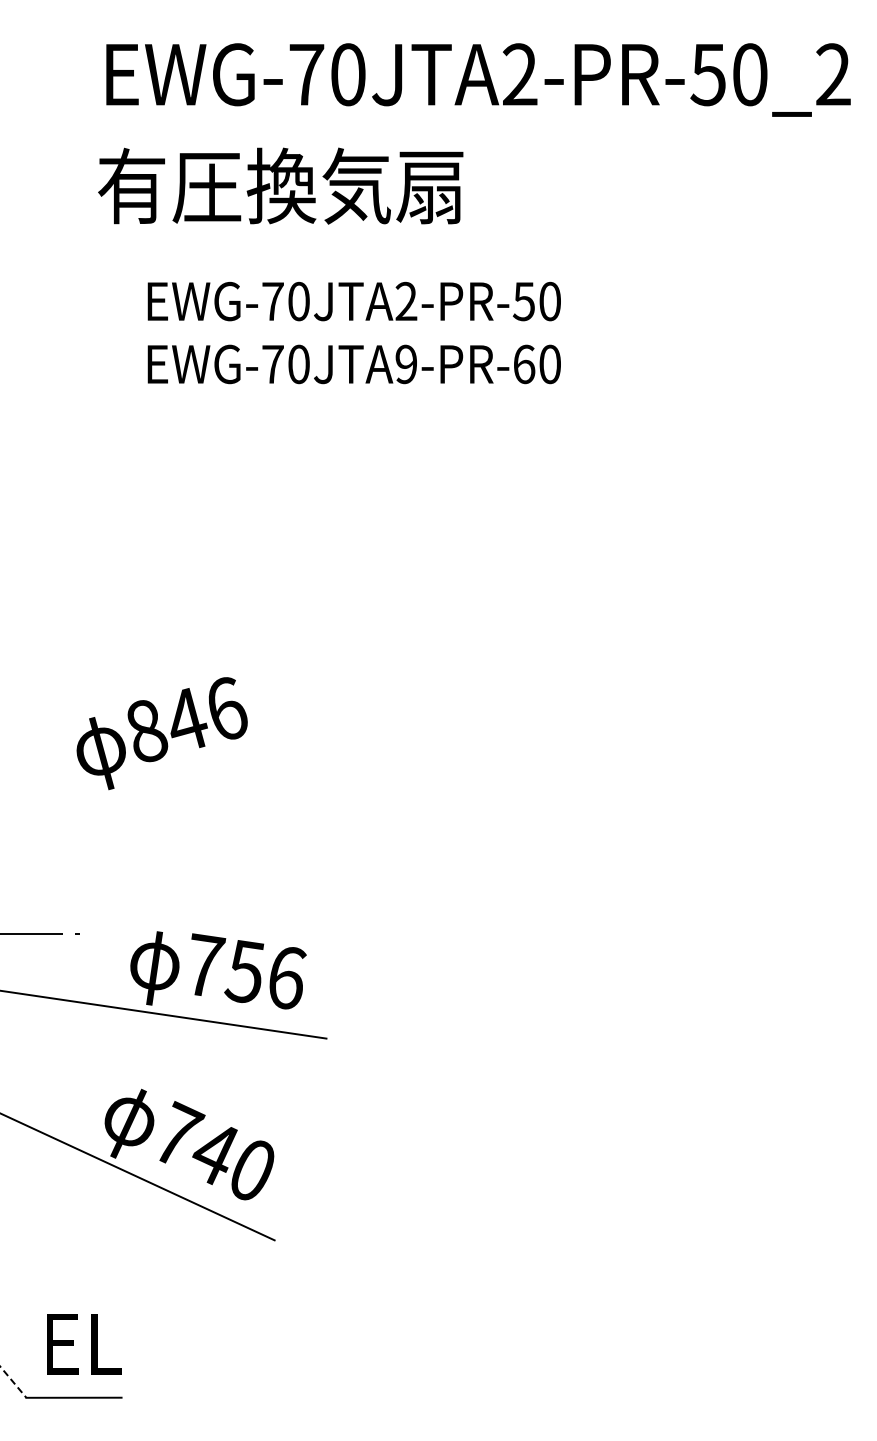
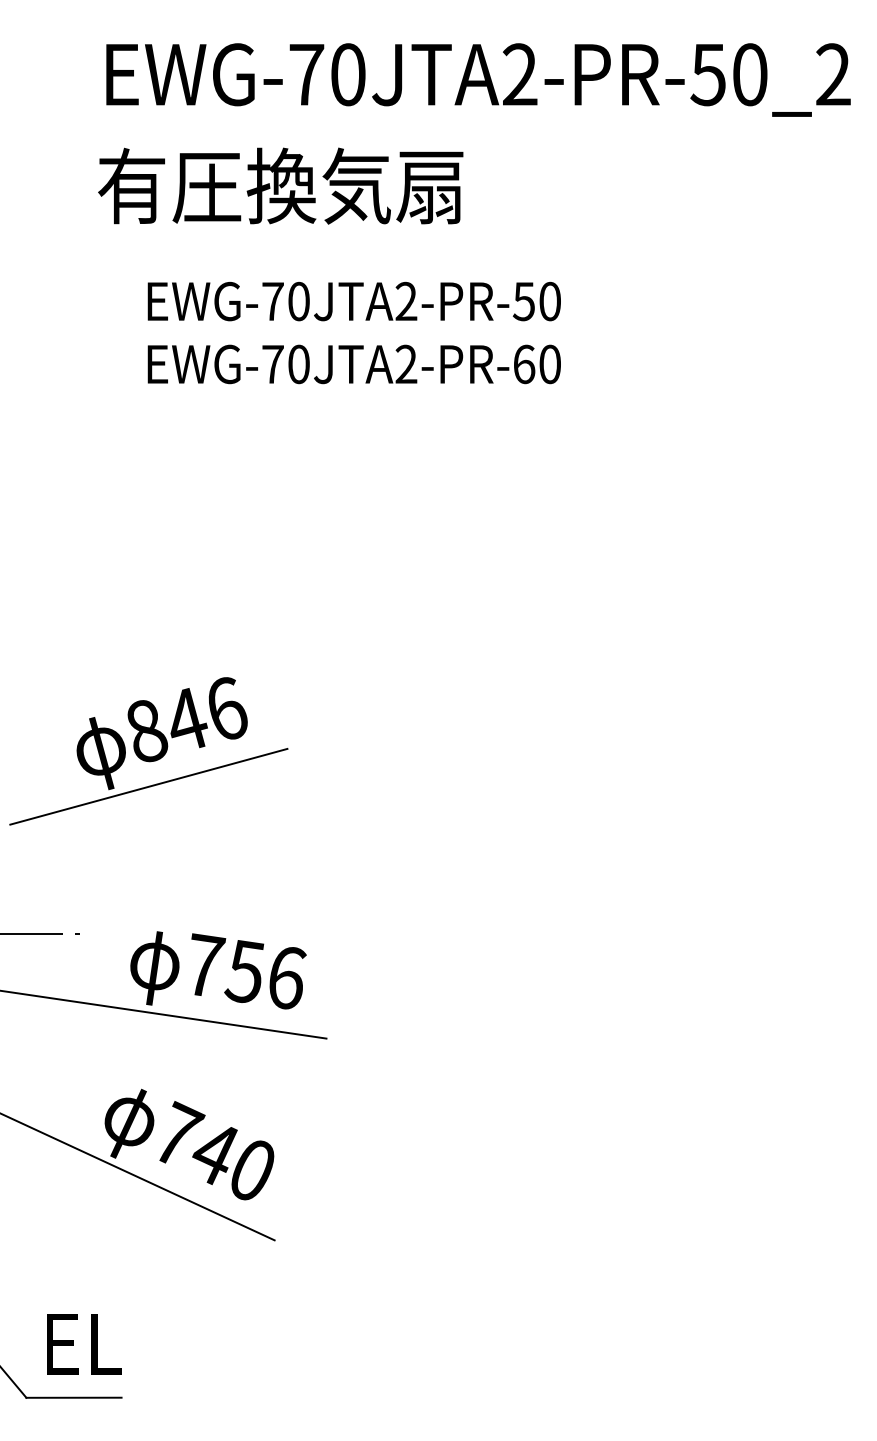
text: EWG-70JTA9-PR-60 -> EWG-70JTA2-PR-60 (406, 364)
line: none -> present (148, 786)
line: dashed -> solid (13, 1382)
